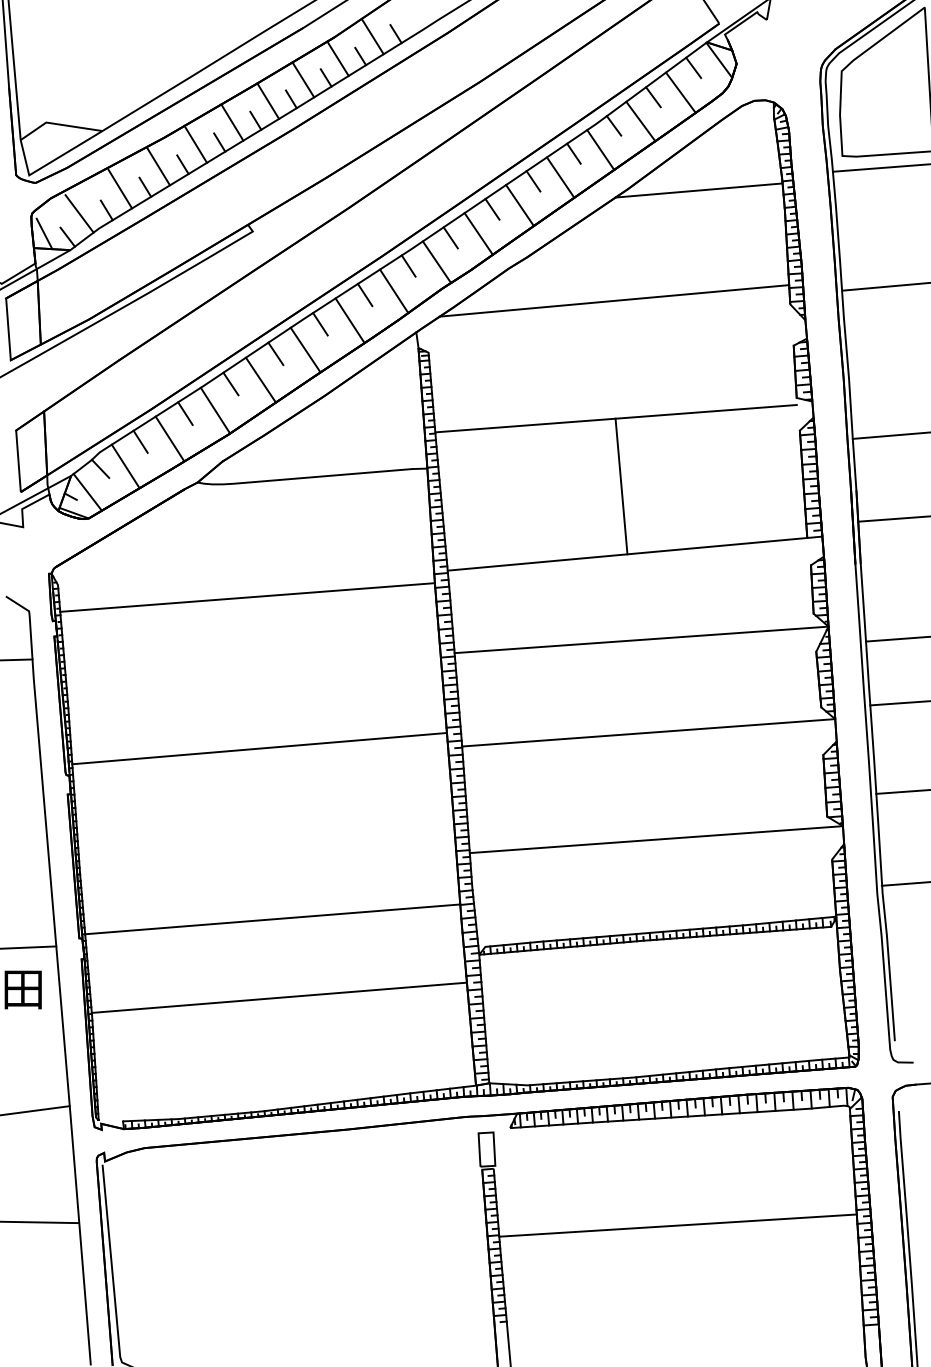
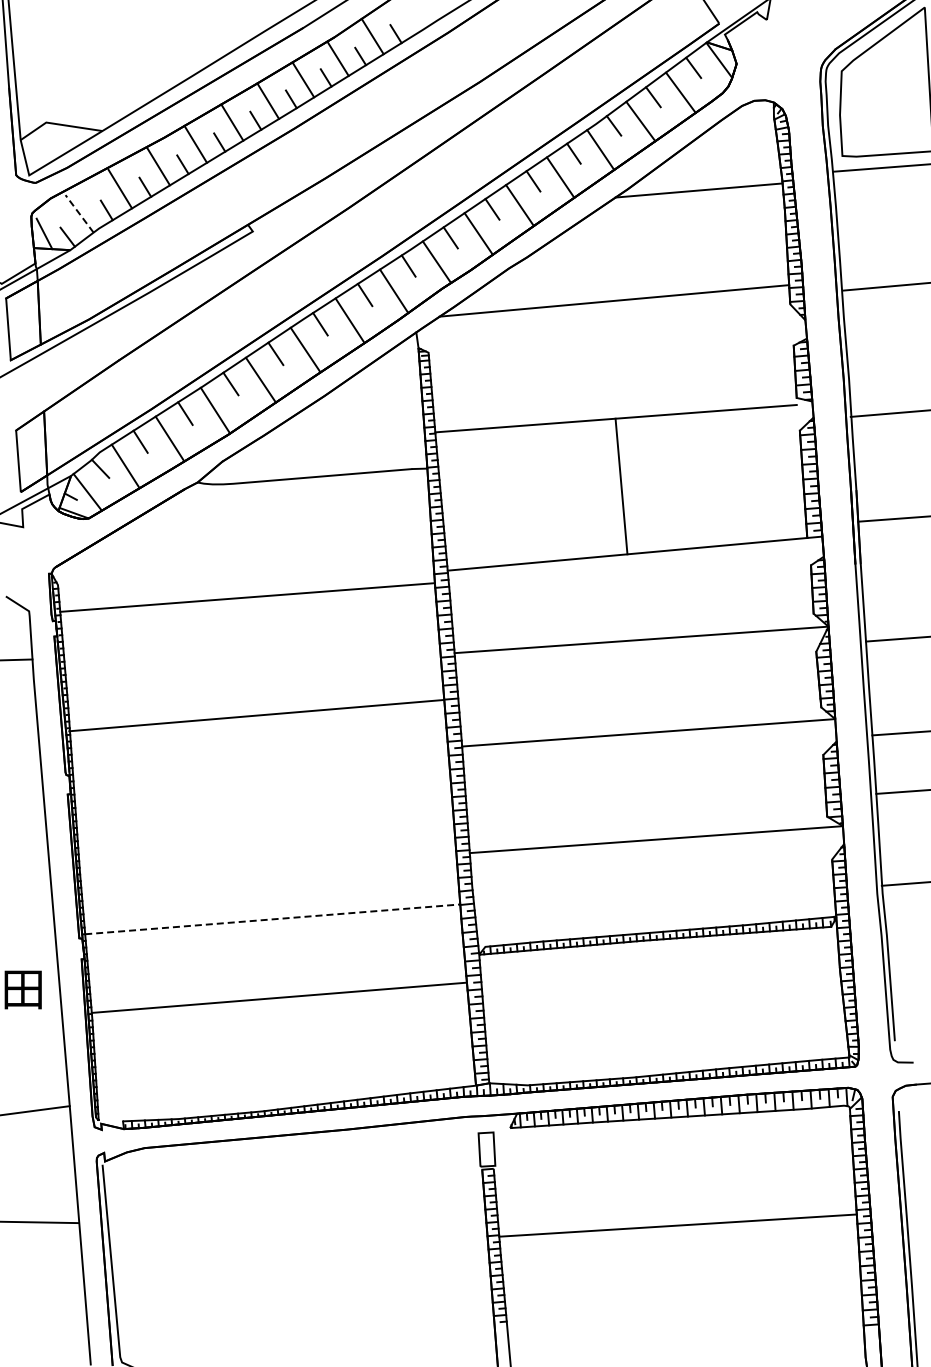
line: solid -> dashed (79, 213)
line position: (889, 435) -> (888, 413) (888, 413)
line position: (898, 703) -> (899, 733) (899, 733)
line position: (259, 748) -> (256, 715) (256, 715)
line: solid -> dashed (273, 919)
line: present -> none (29, 947)
